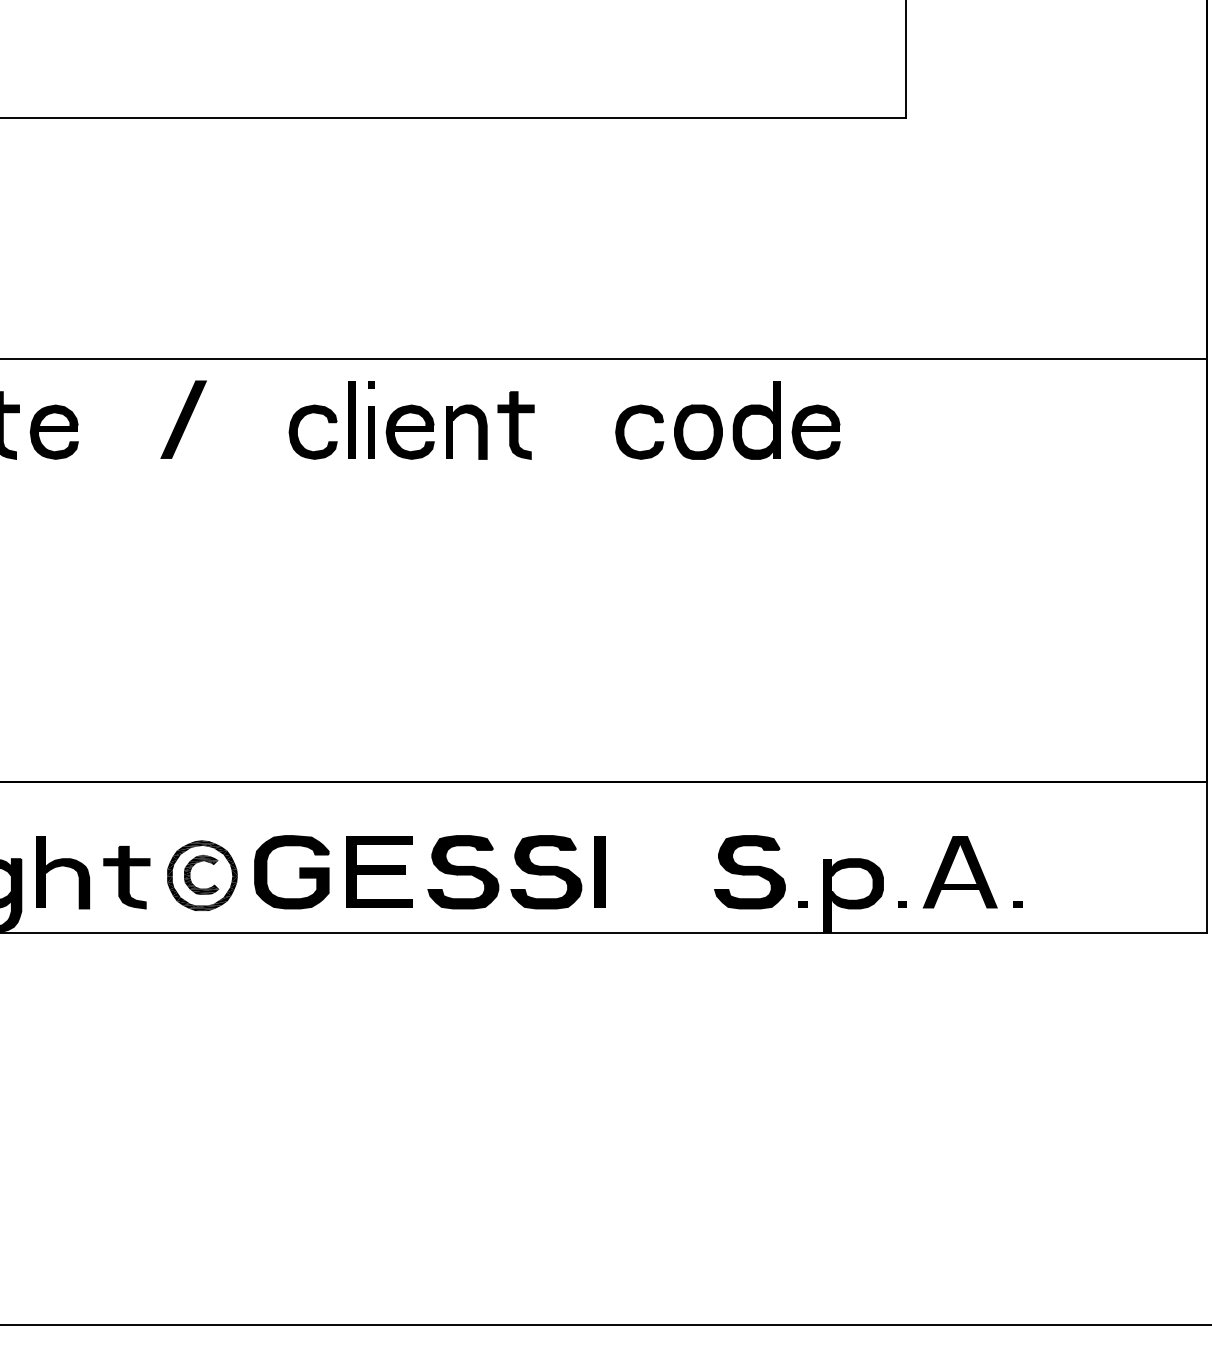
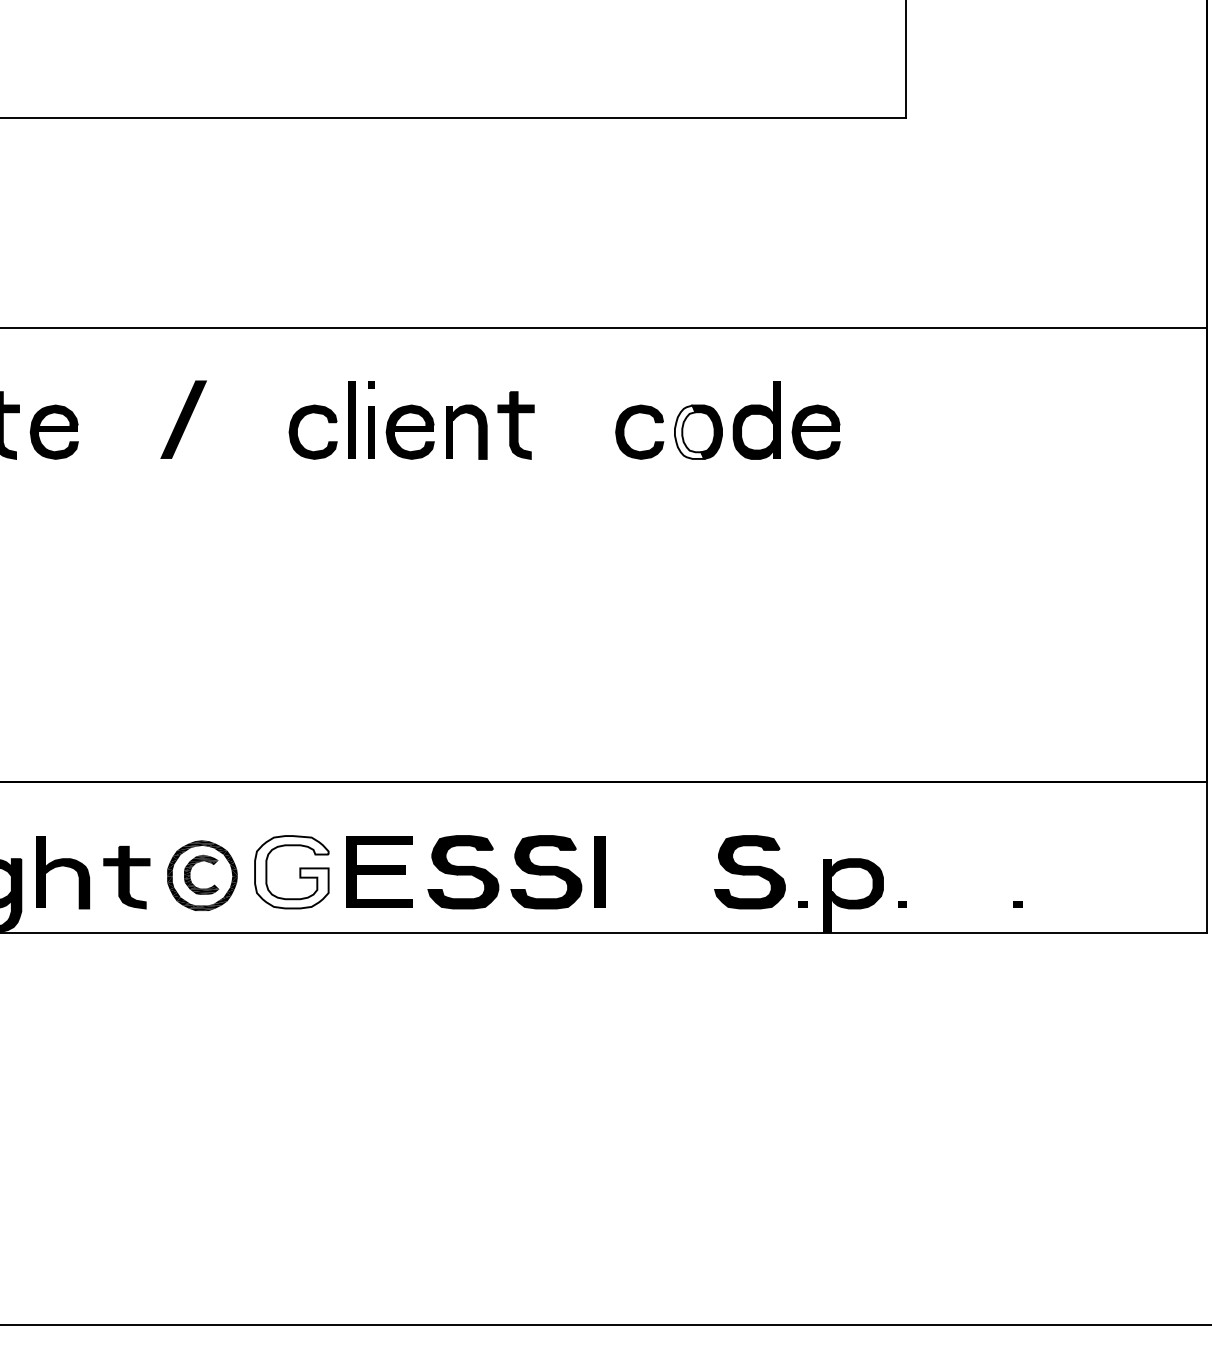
line position: (604, 359) -> (604, 328) (604, 328)
fill: present -> none (689, 431)
fill: present -> none (291, 872)
part: present -> none (959, 872)
